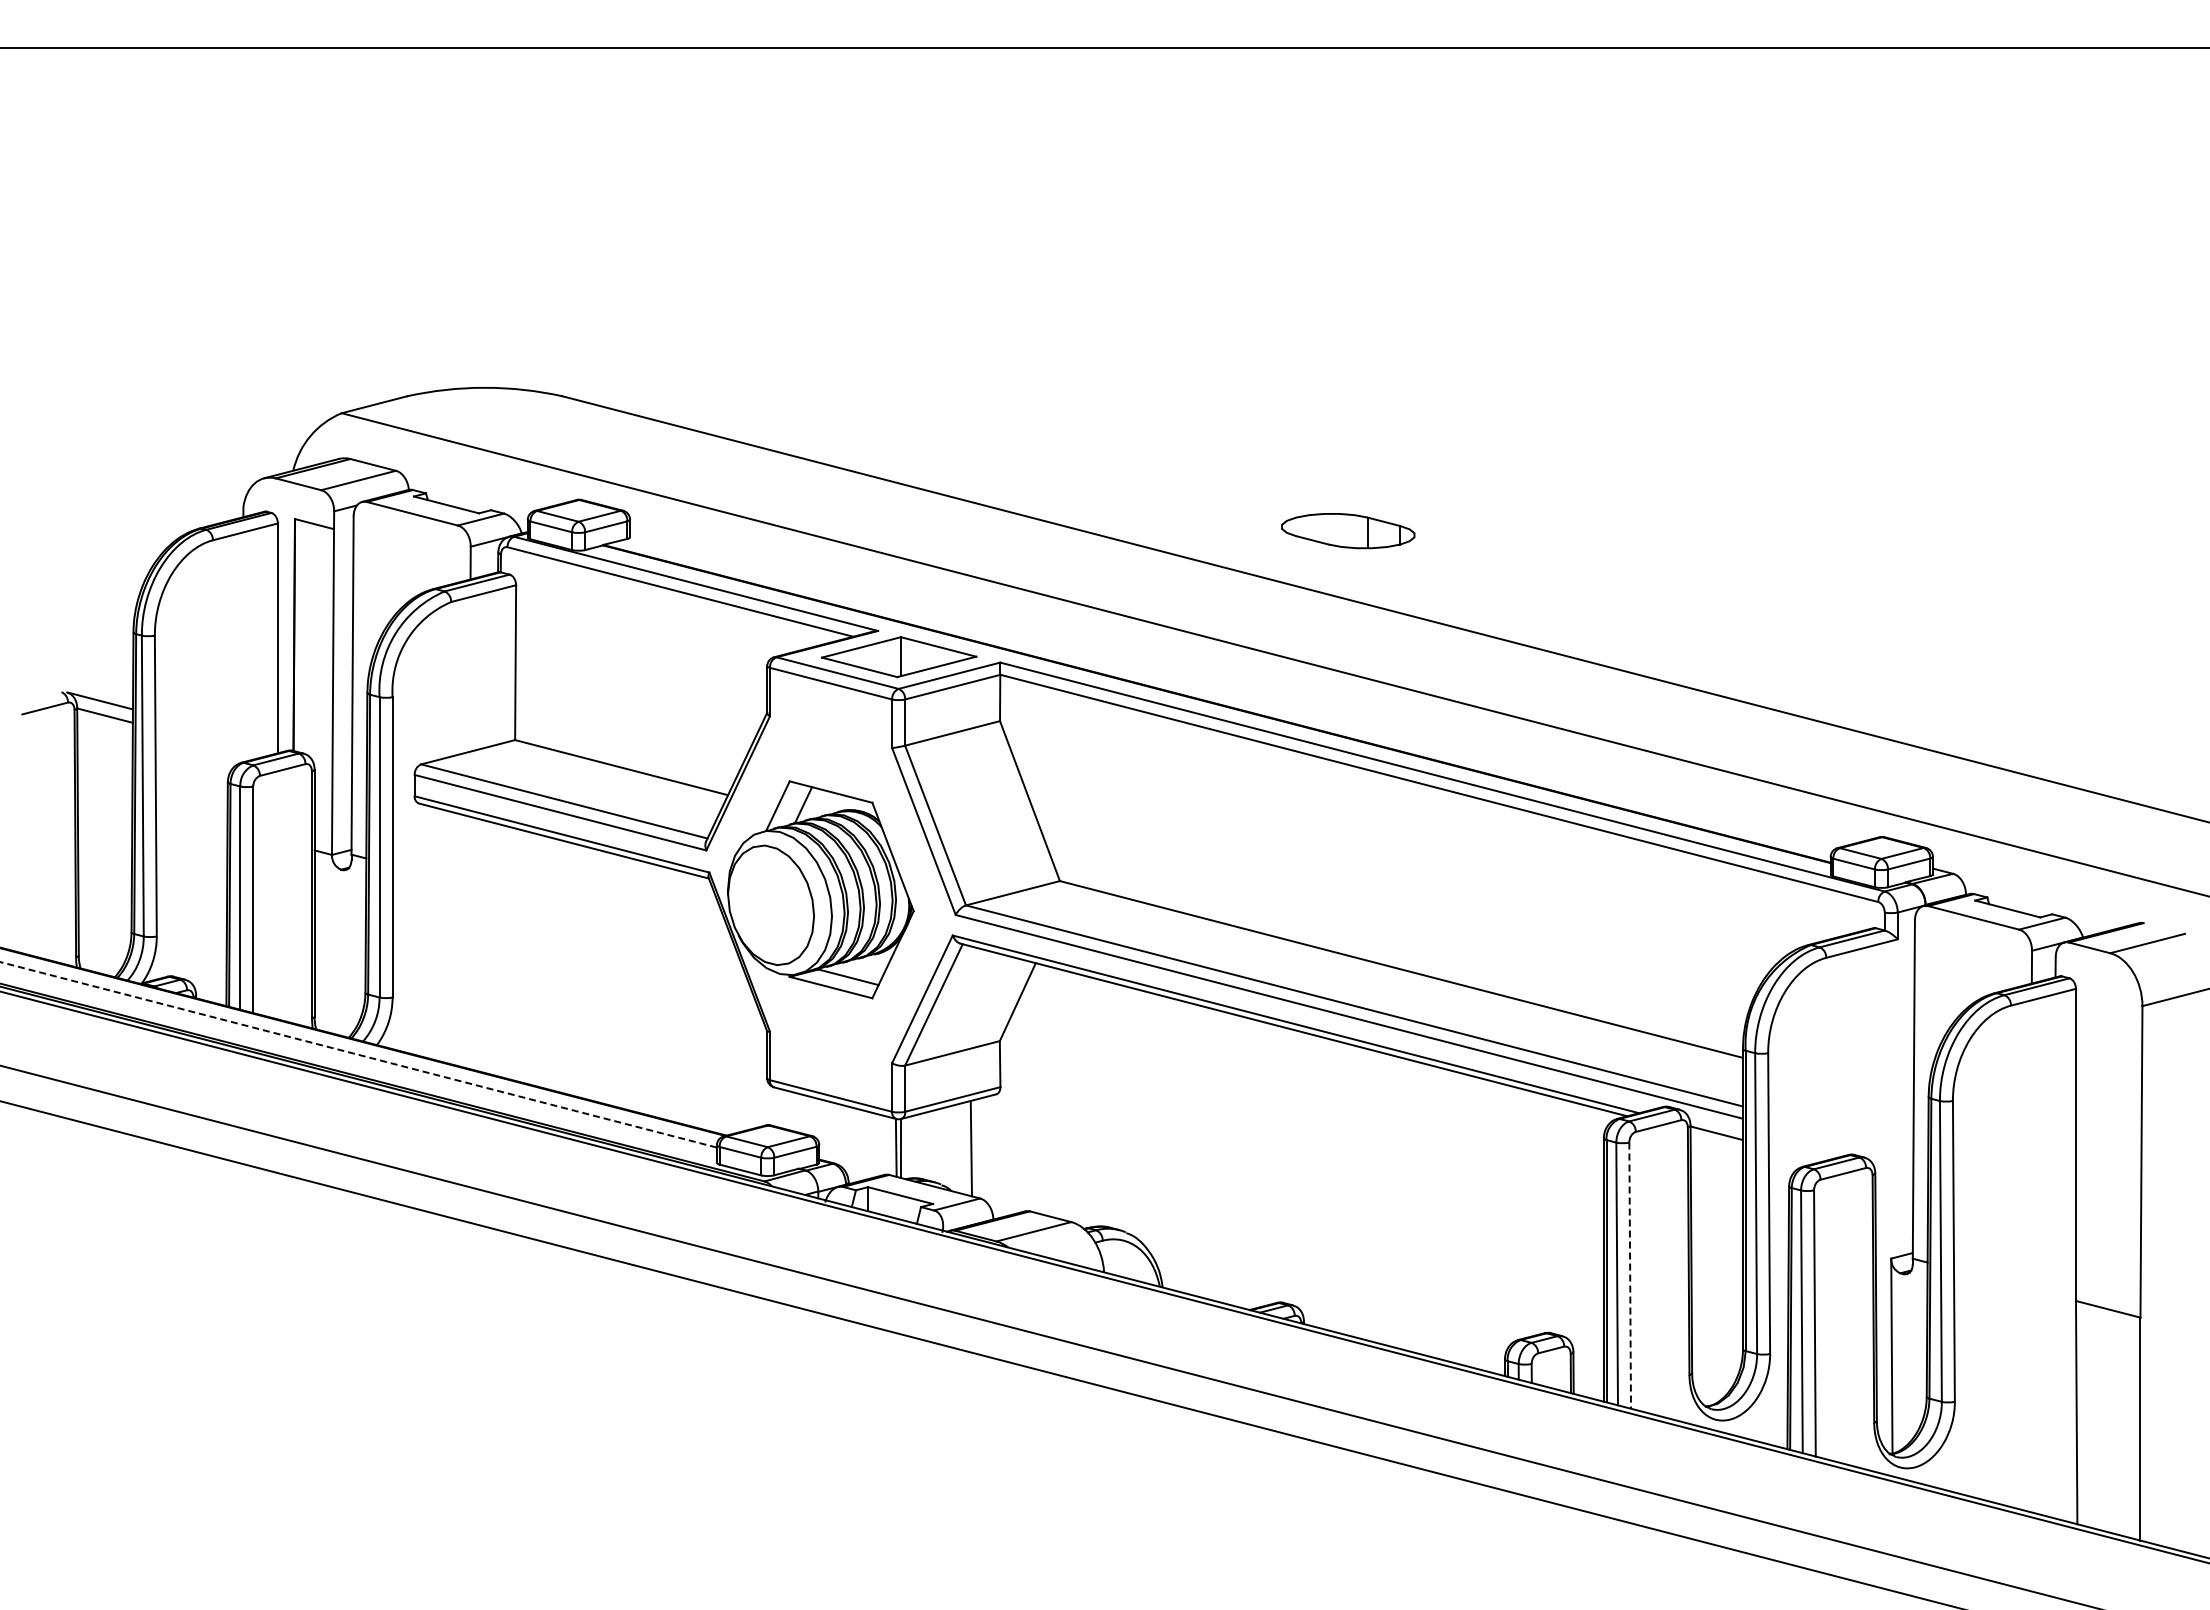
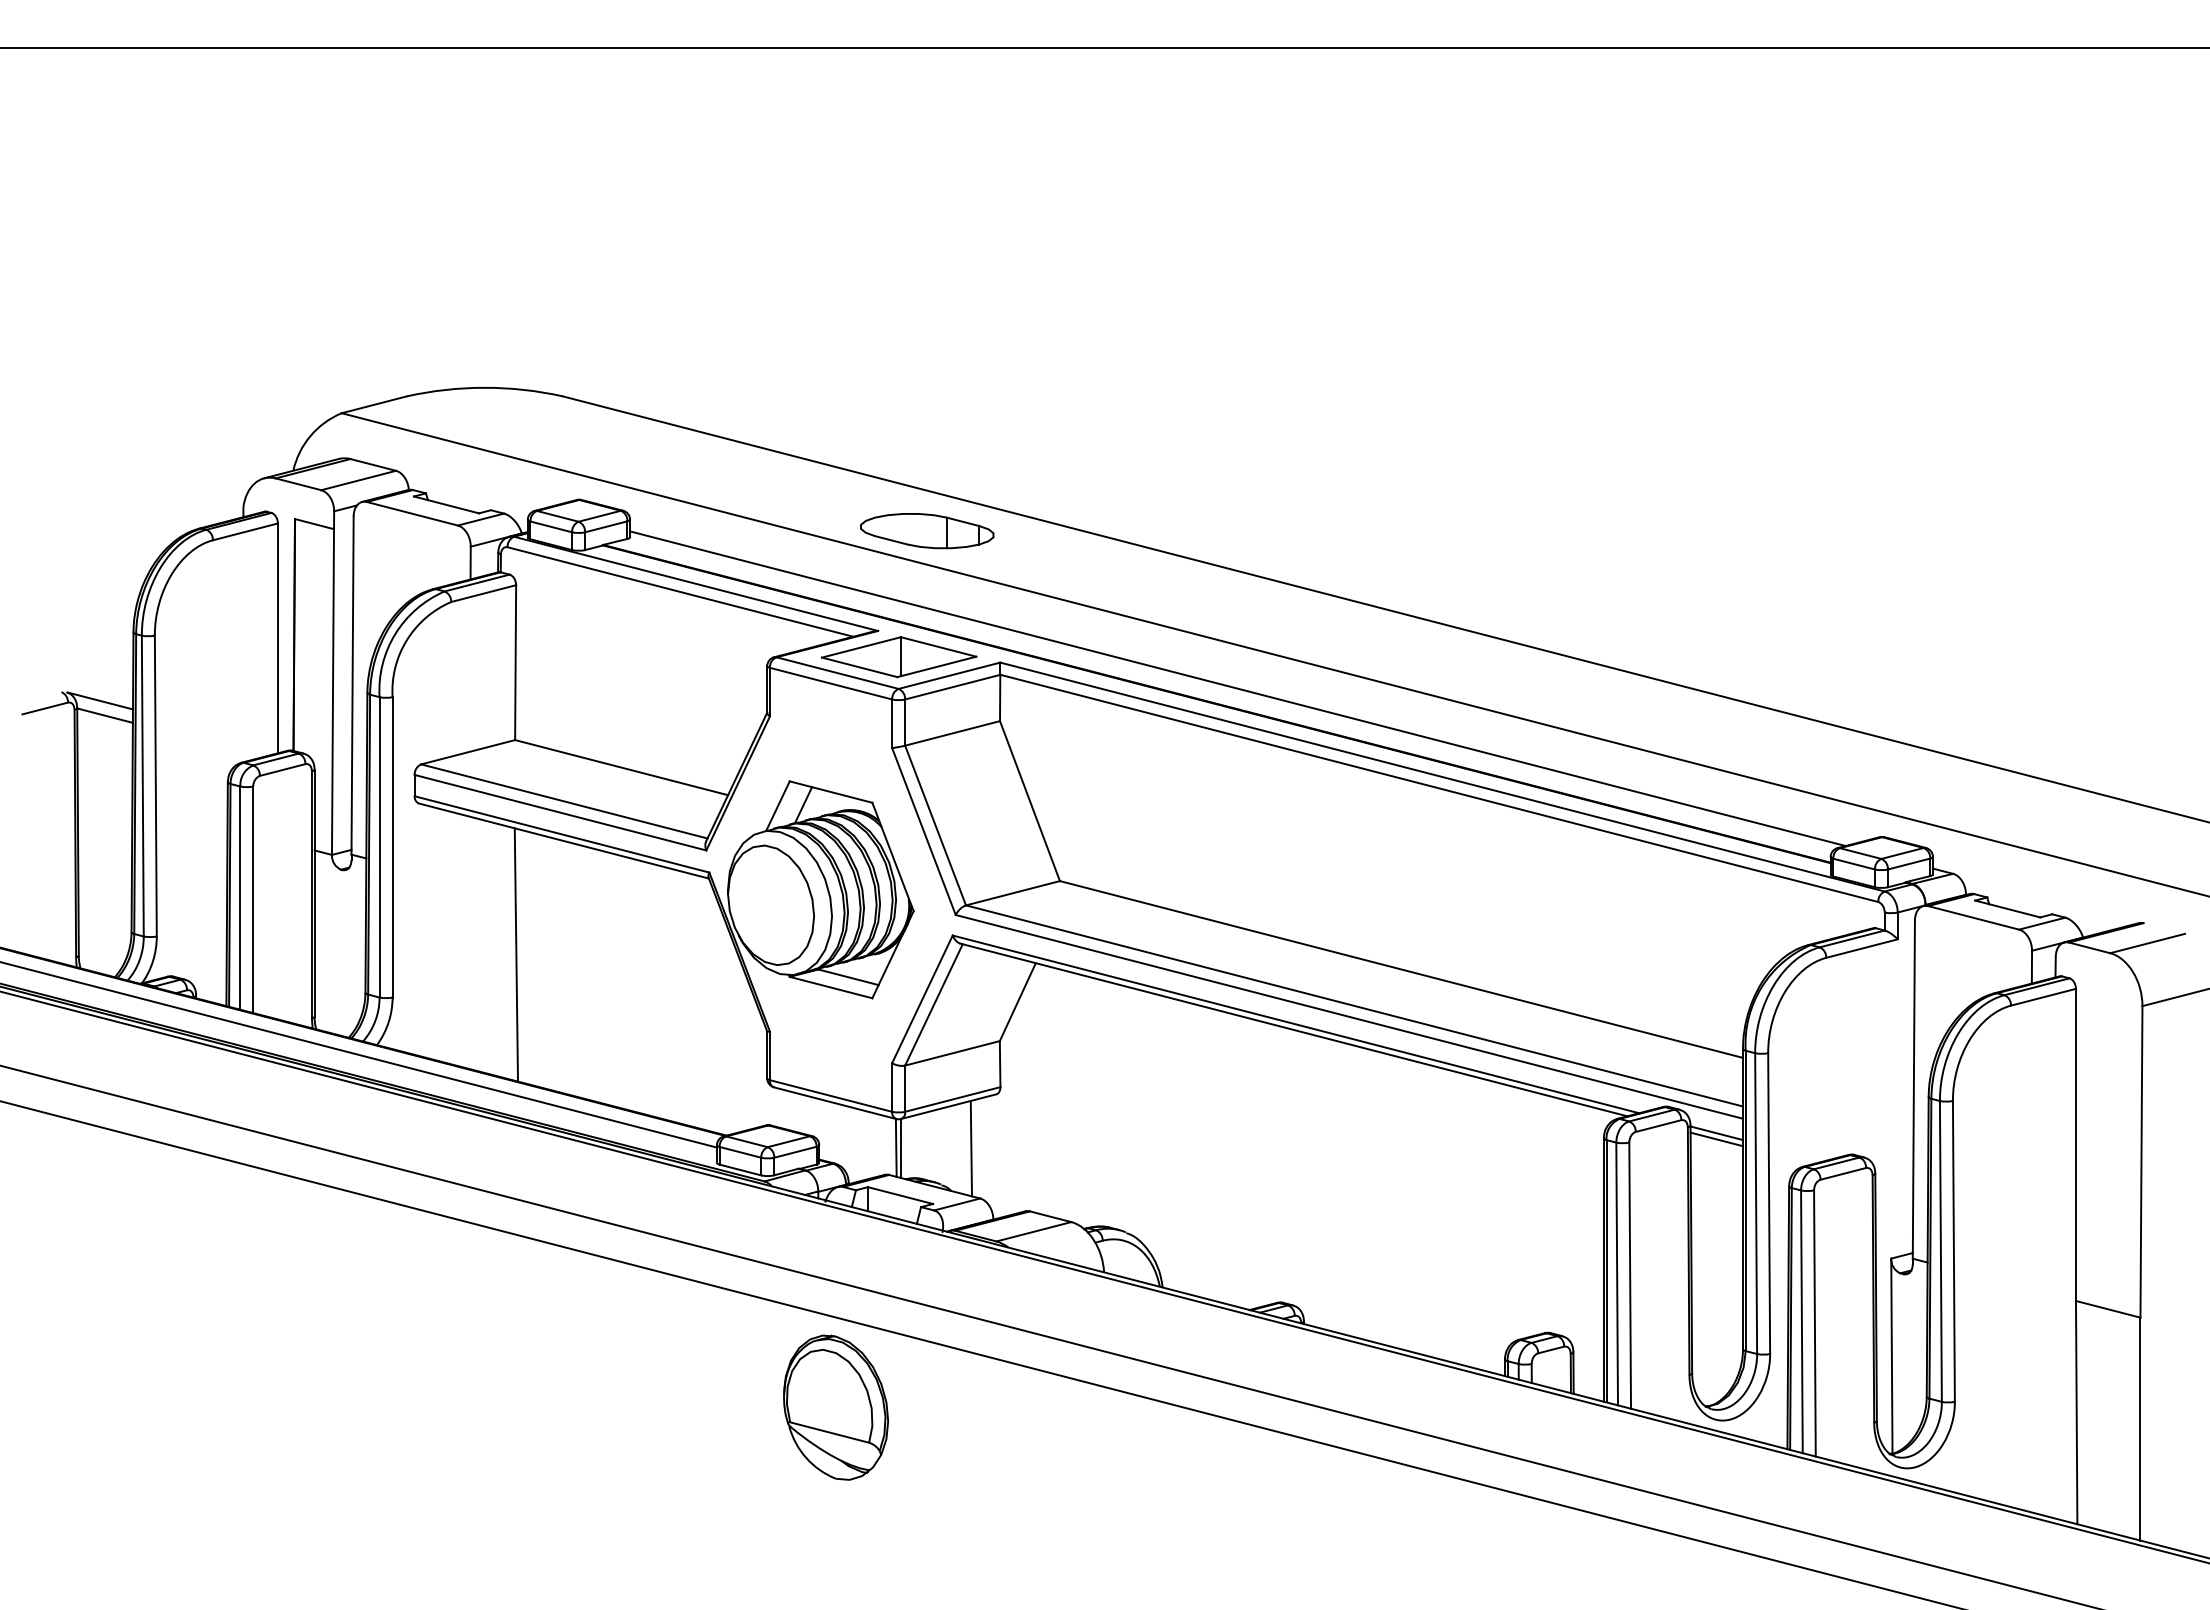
part position: (1348, 531) -> (927, 531) (927, 531)
line: none -> present (1237, 688)
line: none -> present (516, 954)
line: dashed -> solid (358, 1054)
line: none -> present (1716, 1139)
line: dashed -> solid (1630, 1276)
part: none -> present (836, 1407)
